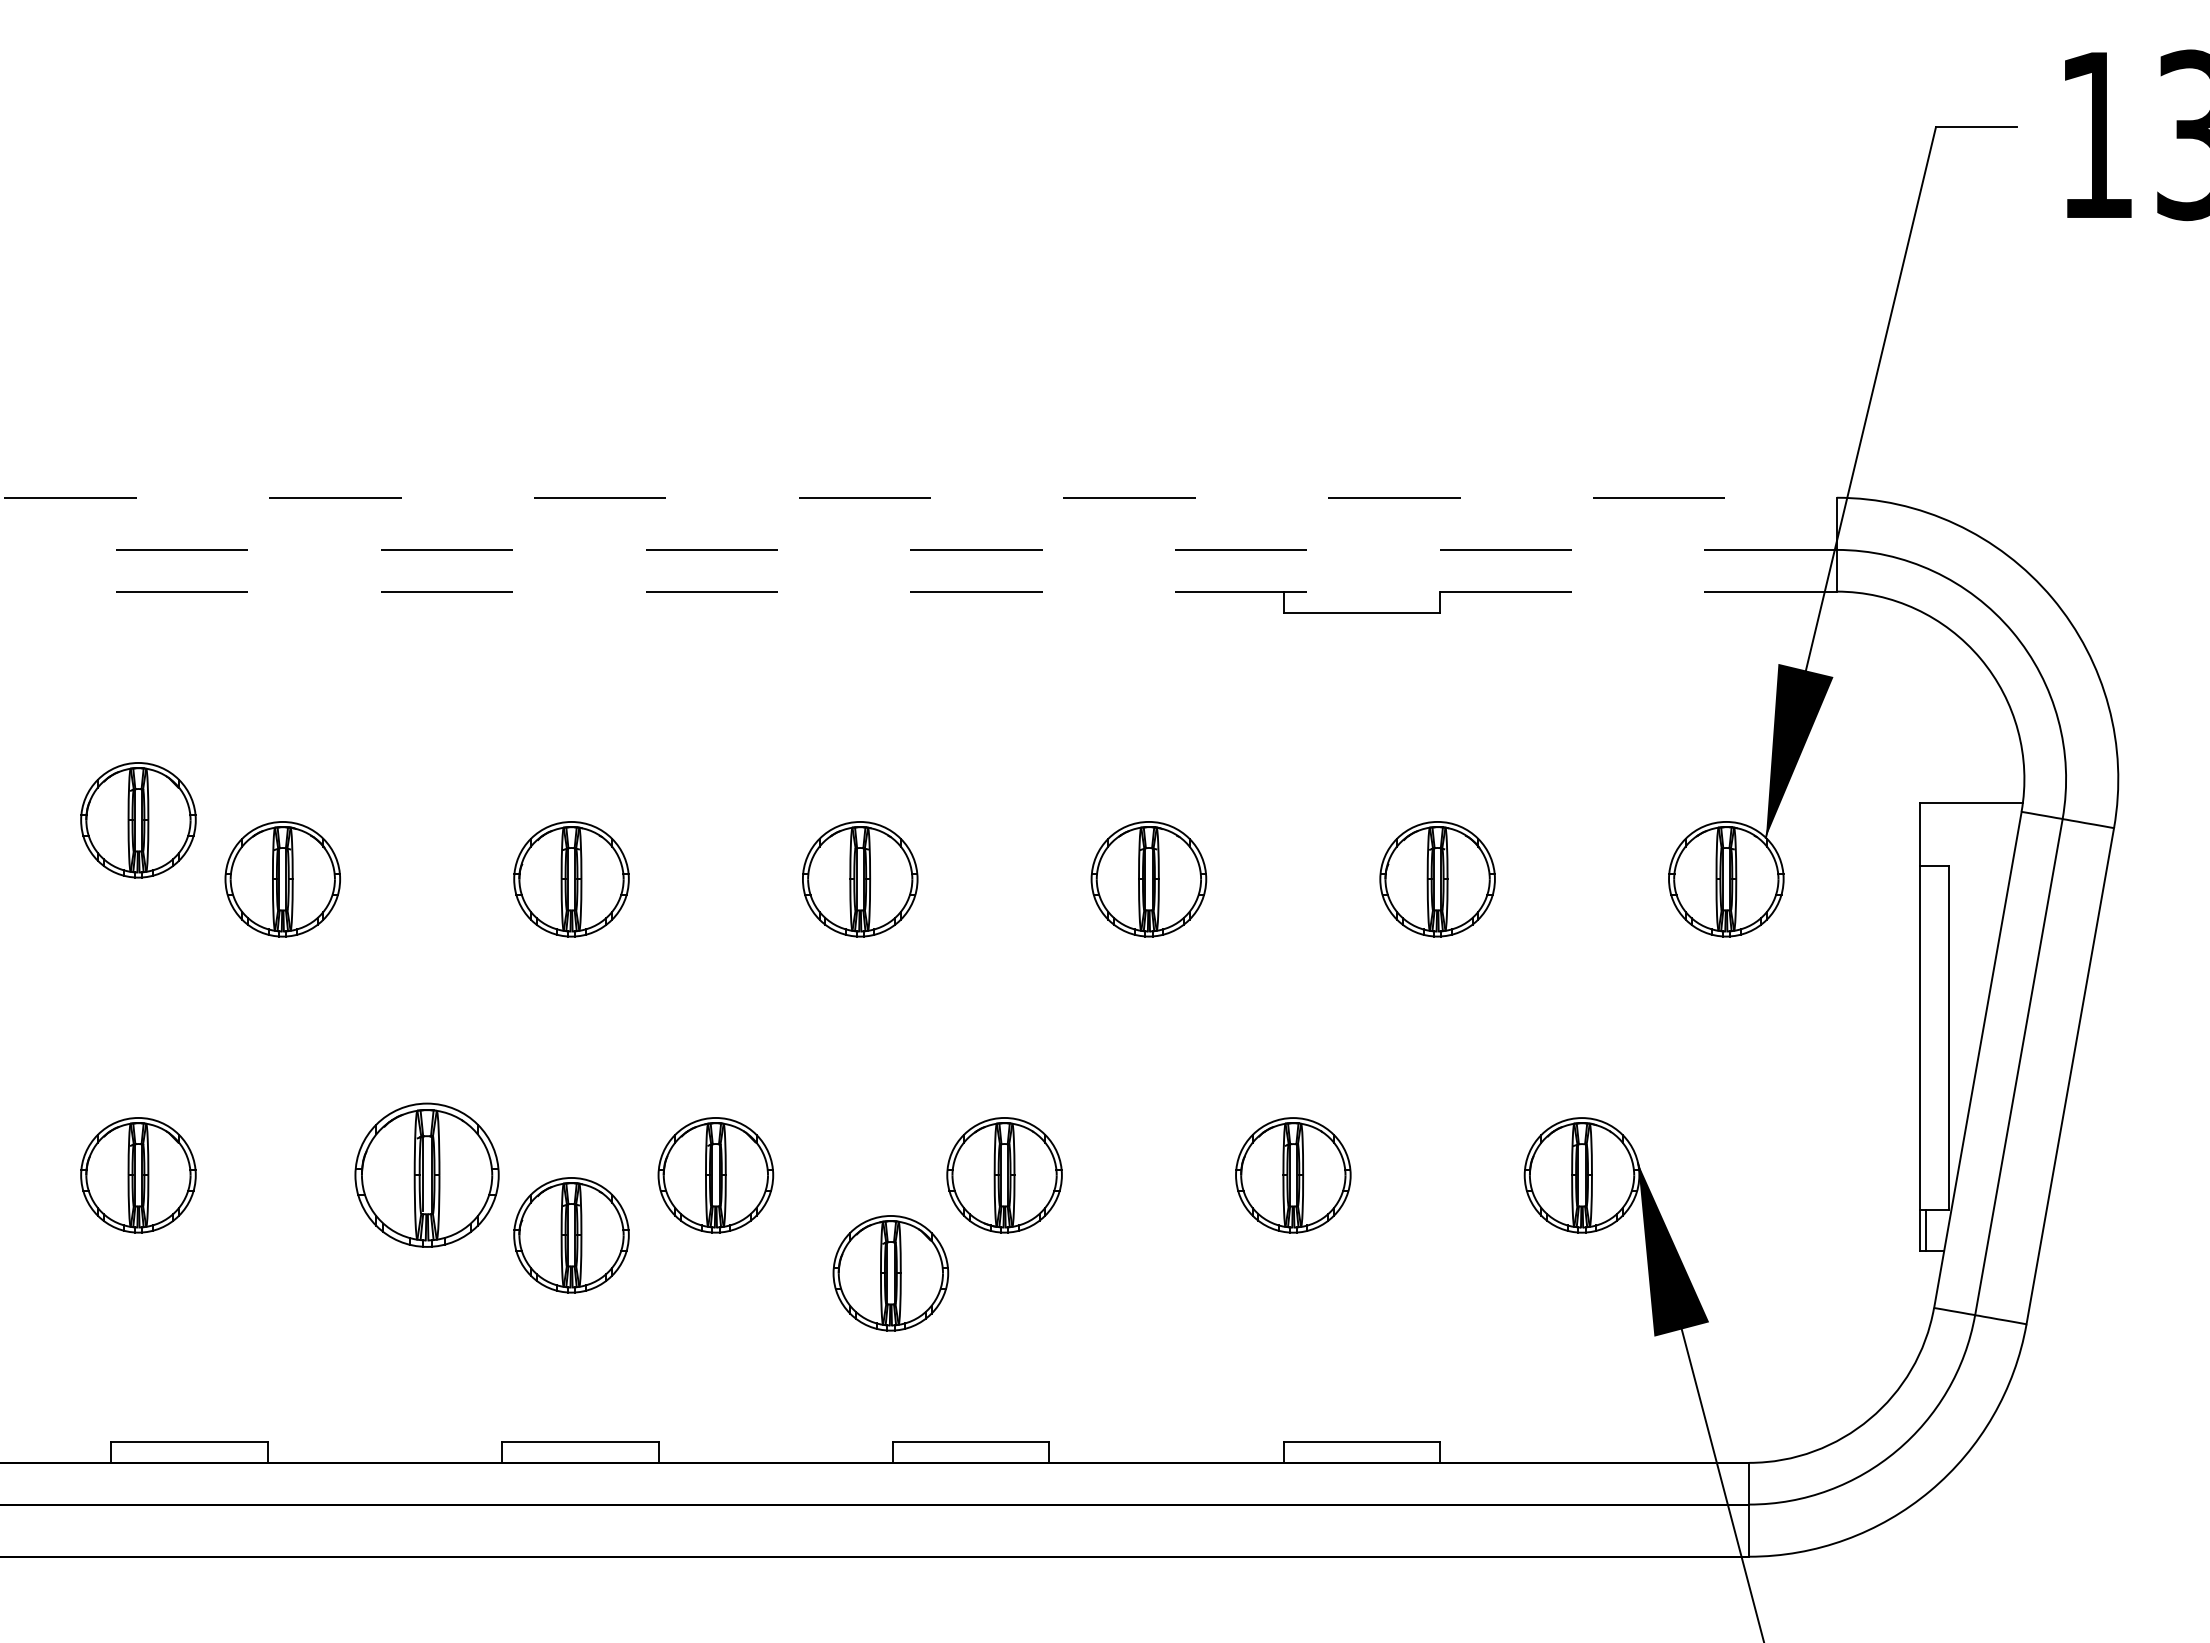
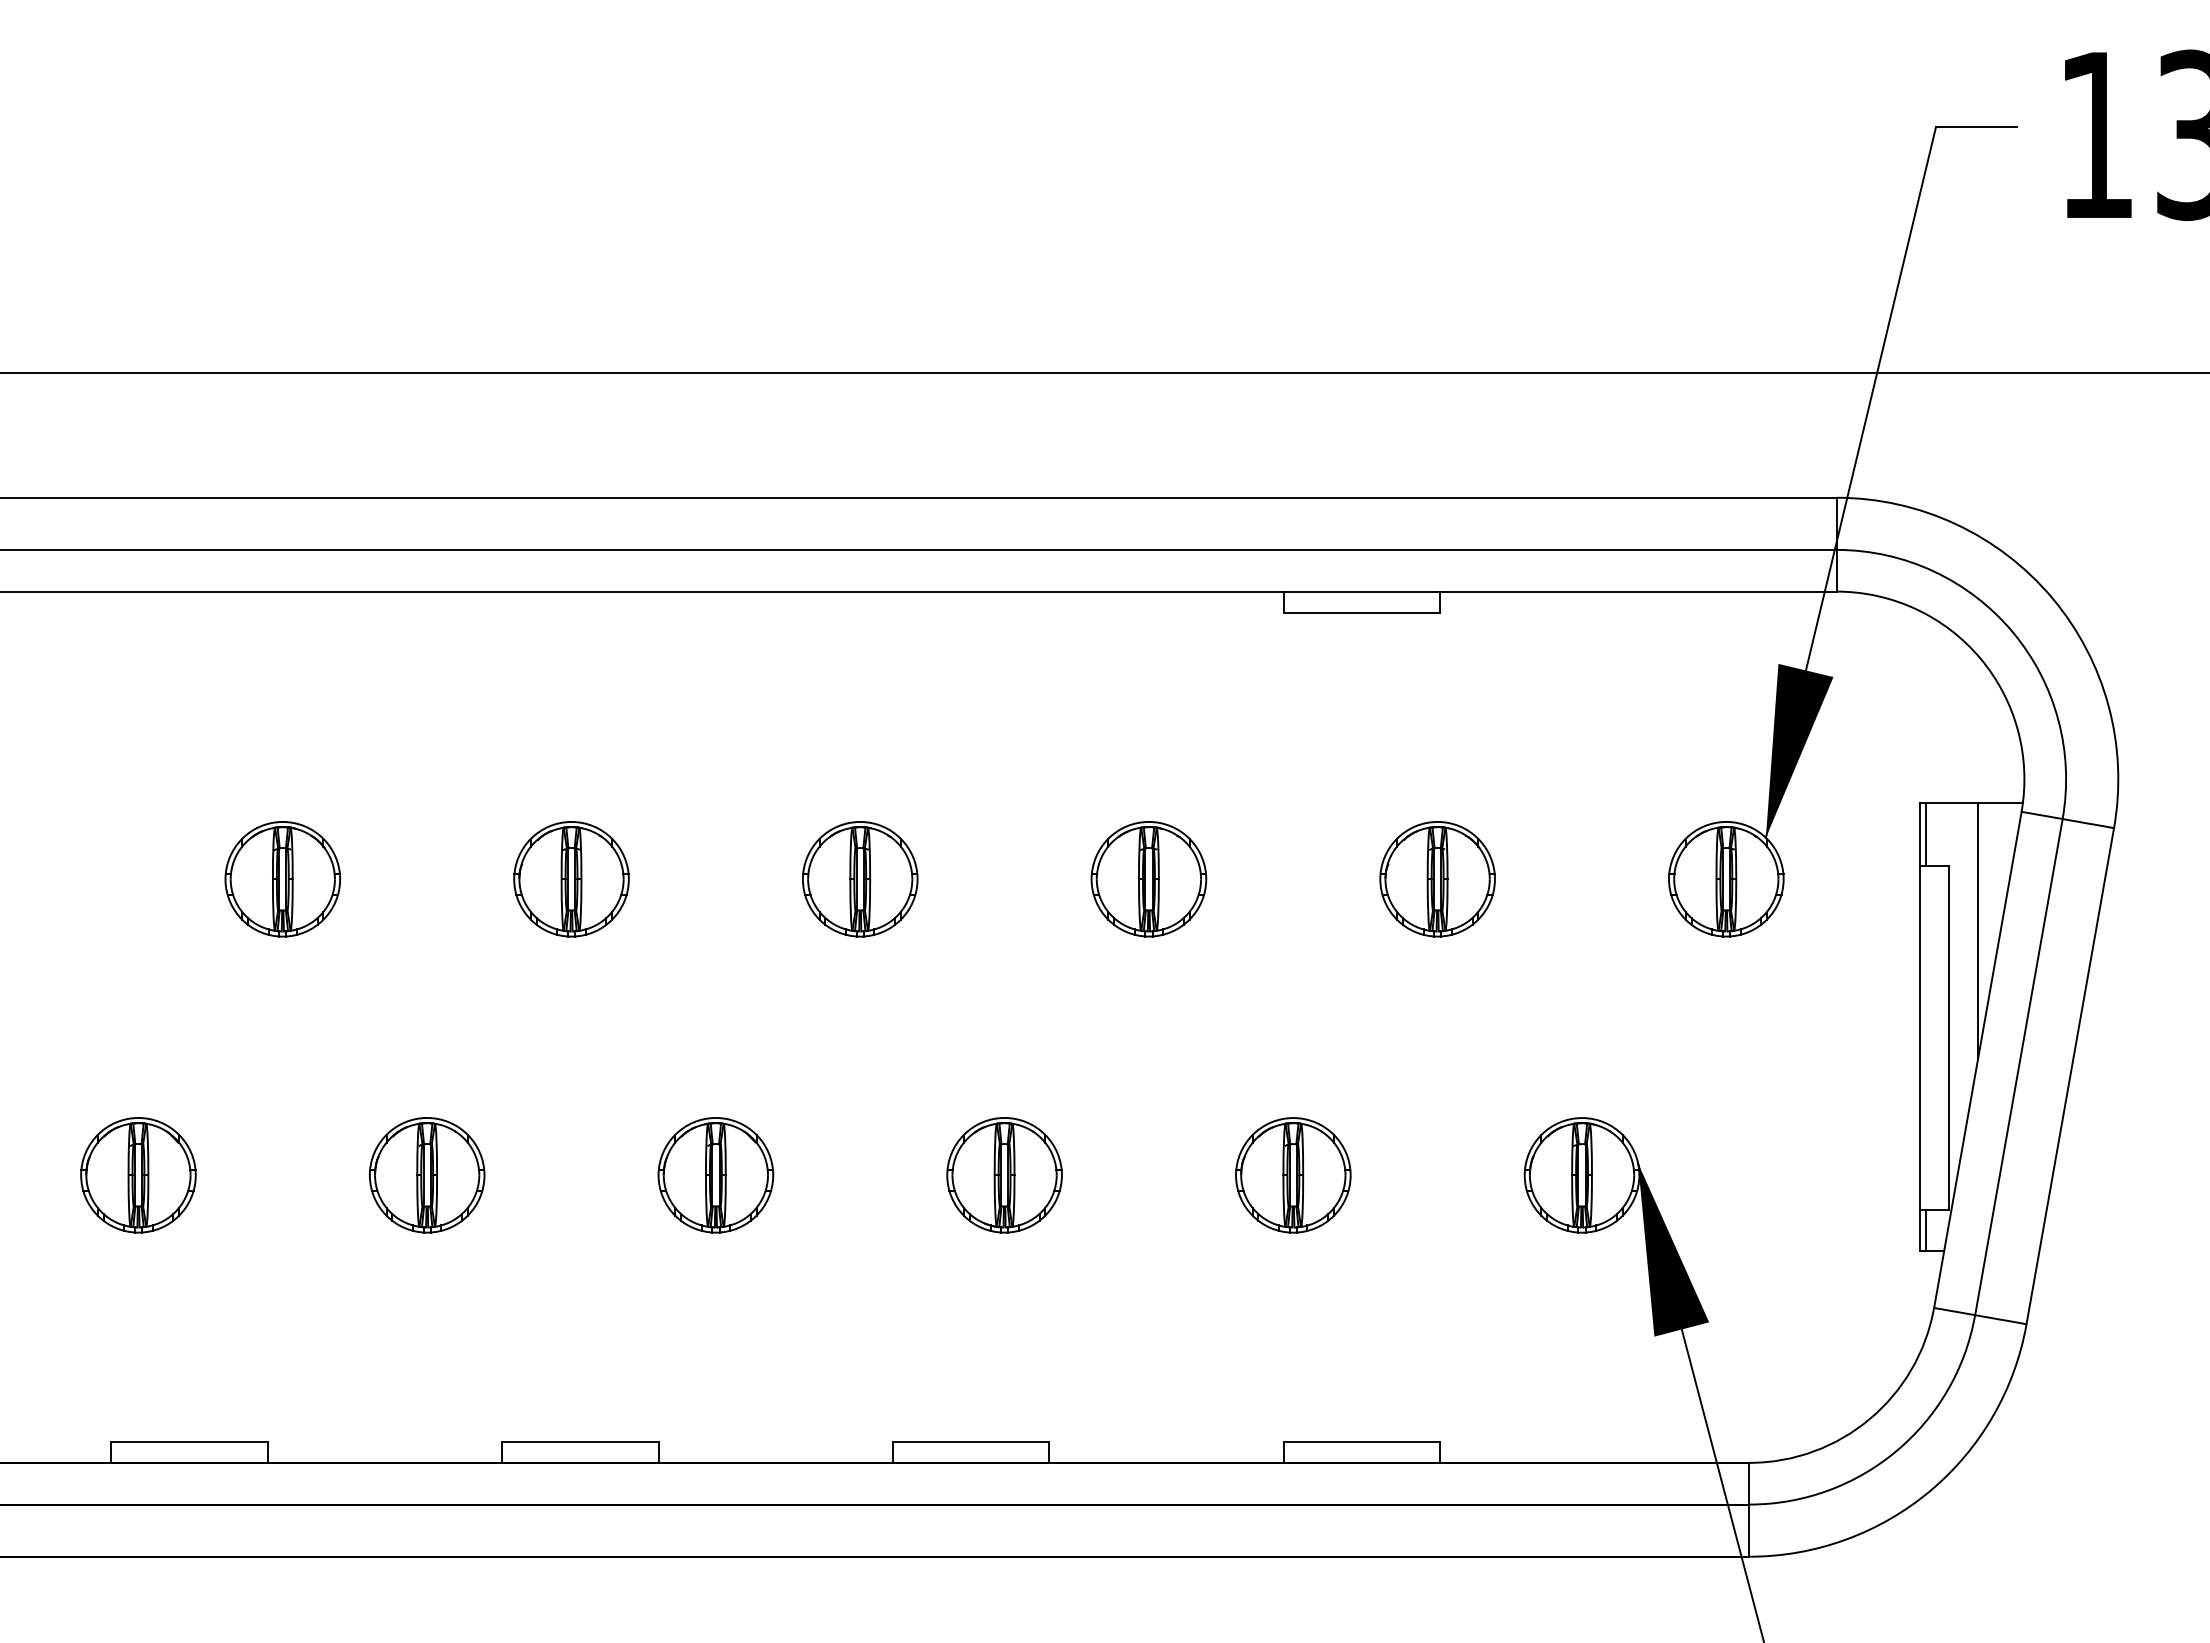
line: none -> present (1104, 373)
line: dashed -> solid (918, 497)
line: dashed -> solid (917, 549)
line: dashed -> solid (917, 591)
part: present -> none (138, 820)
line: none -> present (1925, 834)
line: none -> present (1978, 930)
part size: 146x146 px -> 117x117 px (427, 1175)
part: present -> none (571, 1235)
part: present -> none (890, 1273)
